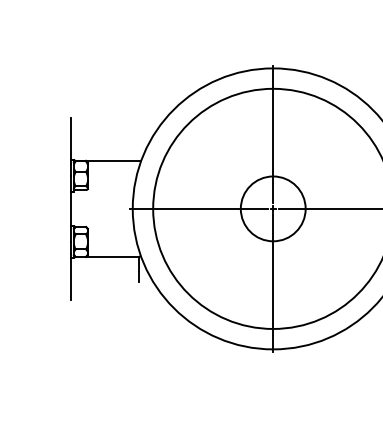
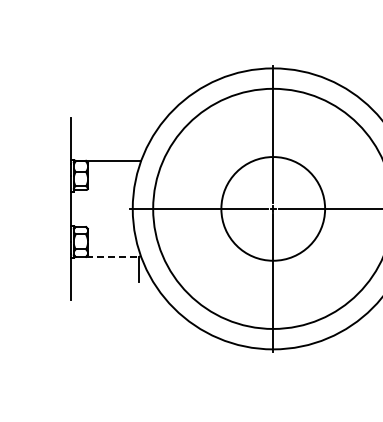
circle diameter: 65 px -> 104 px (273, 208)
line: solid -> dashed (112, 256)
